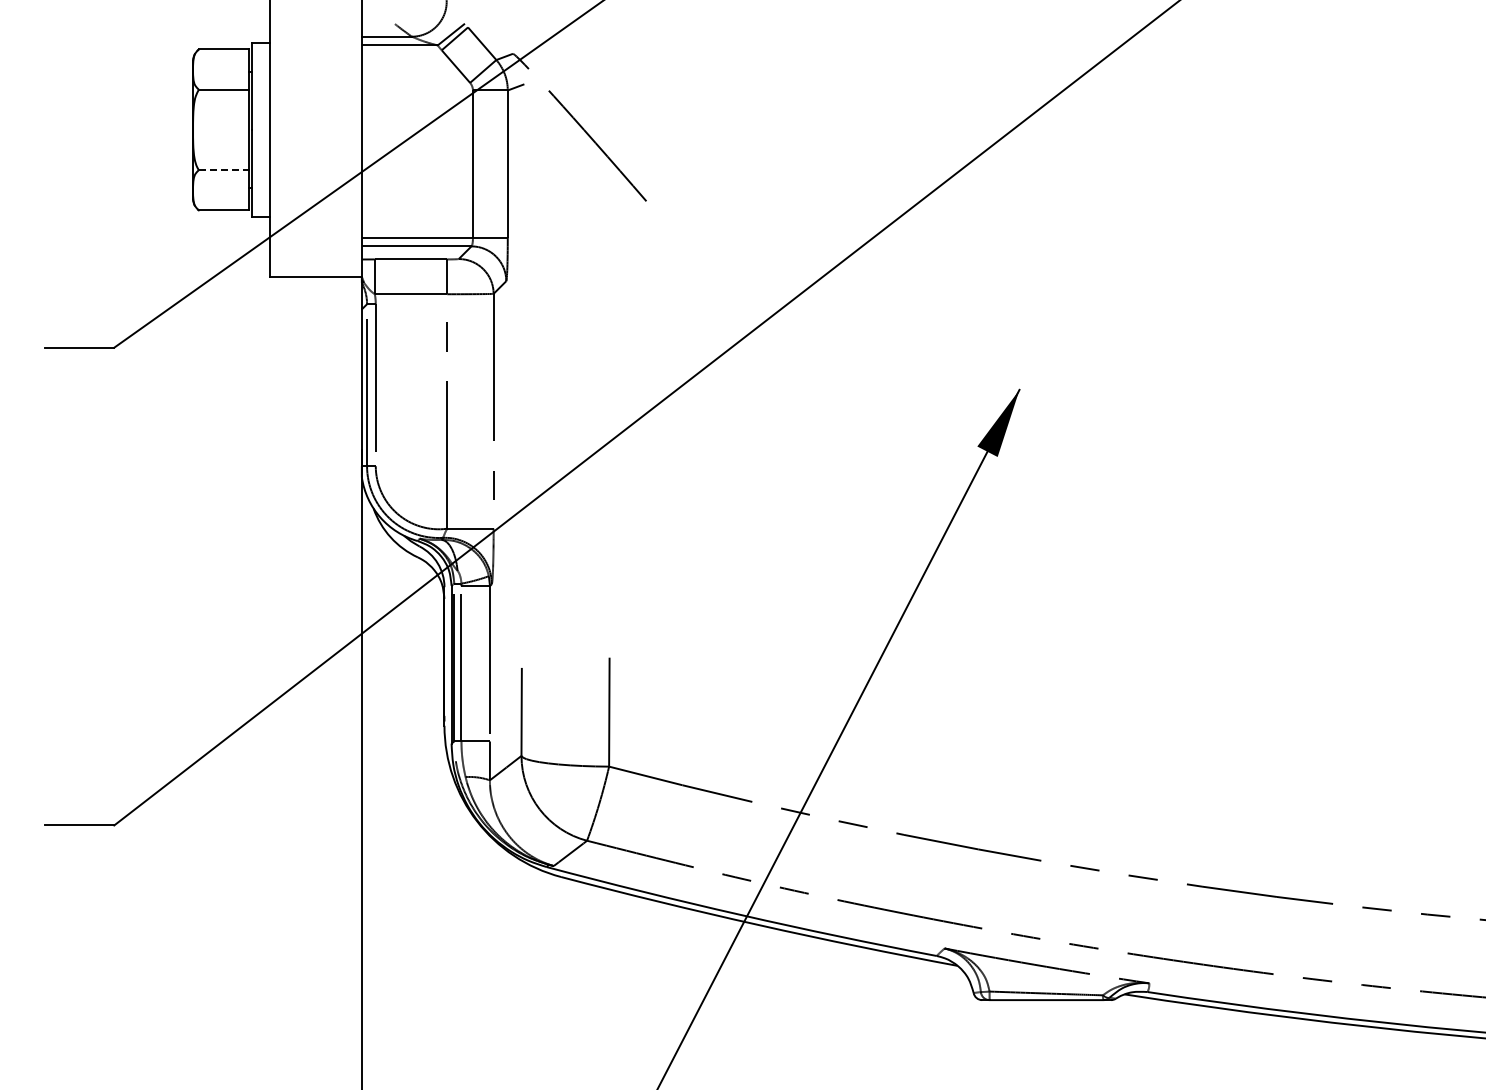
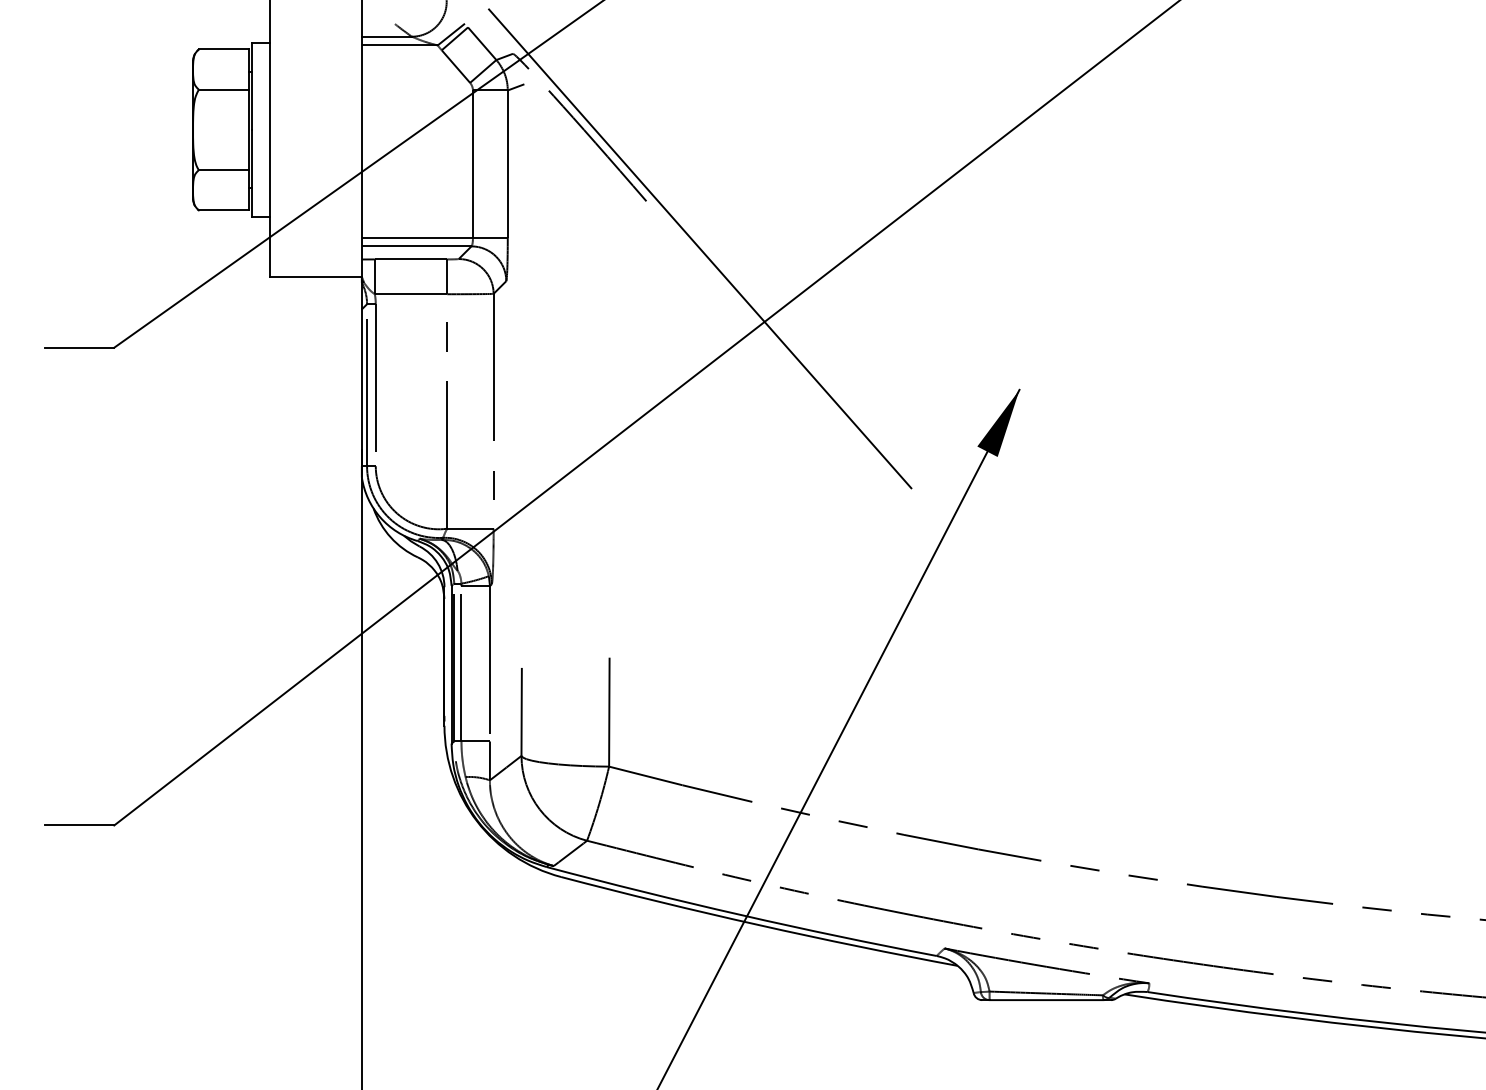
line: dashed -> solid (224, 170)
line: none -> present (700, 248)
